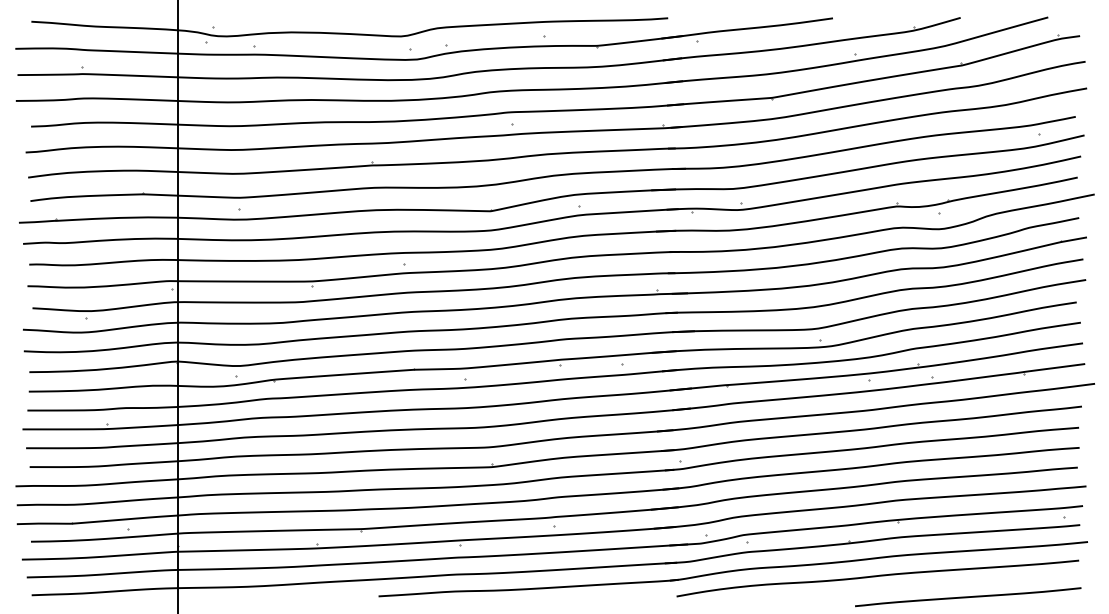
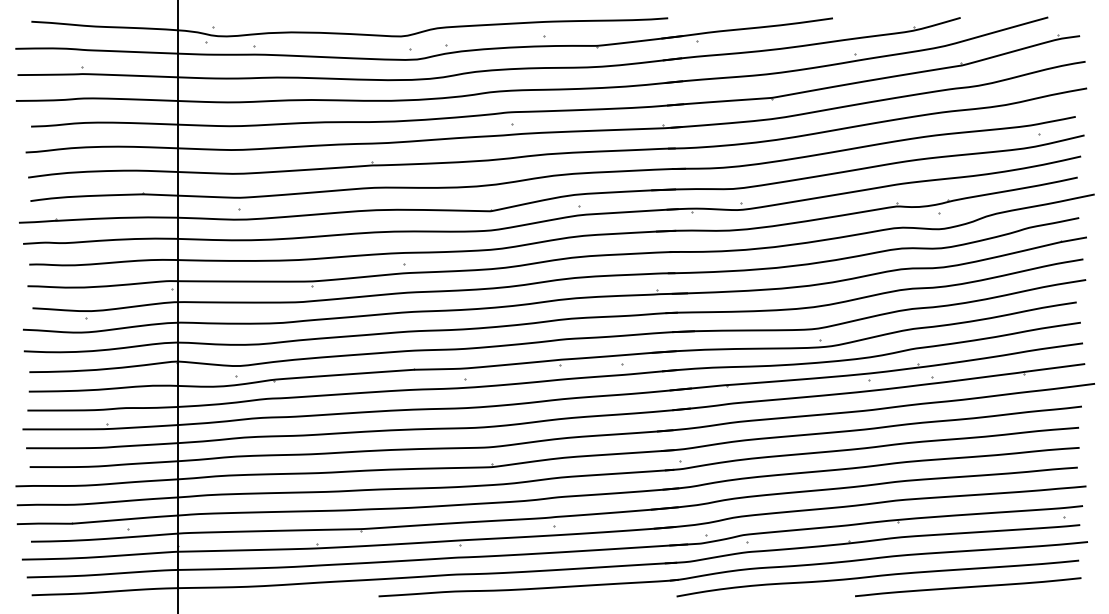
curve position: (968, 597) -> (968, 587) (968, 587)
